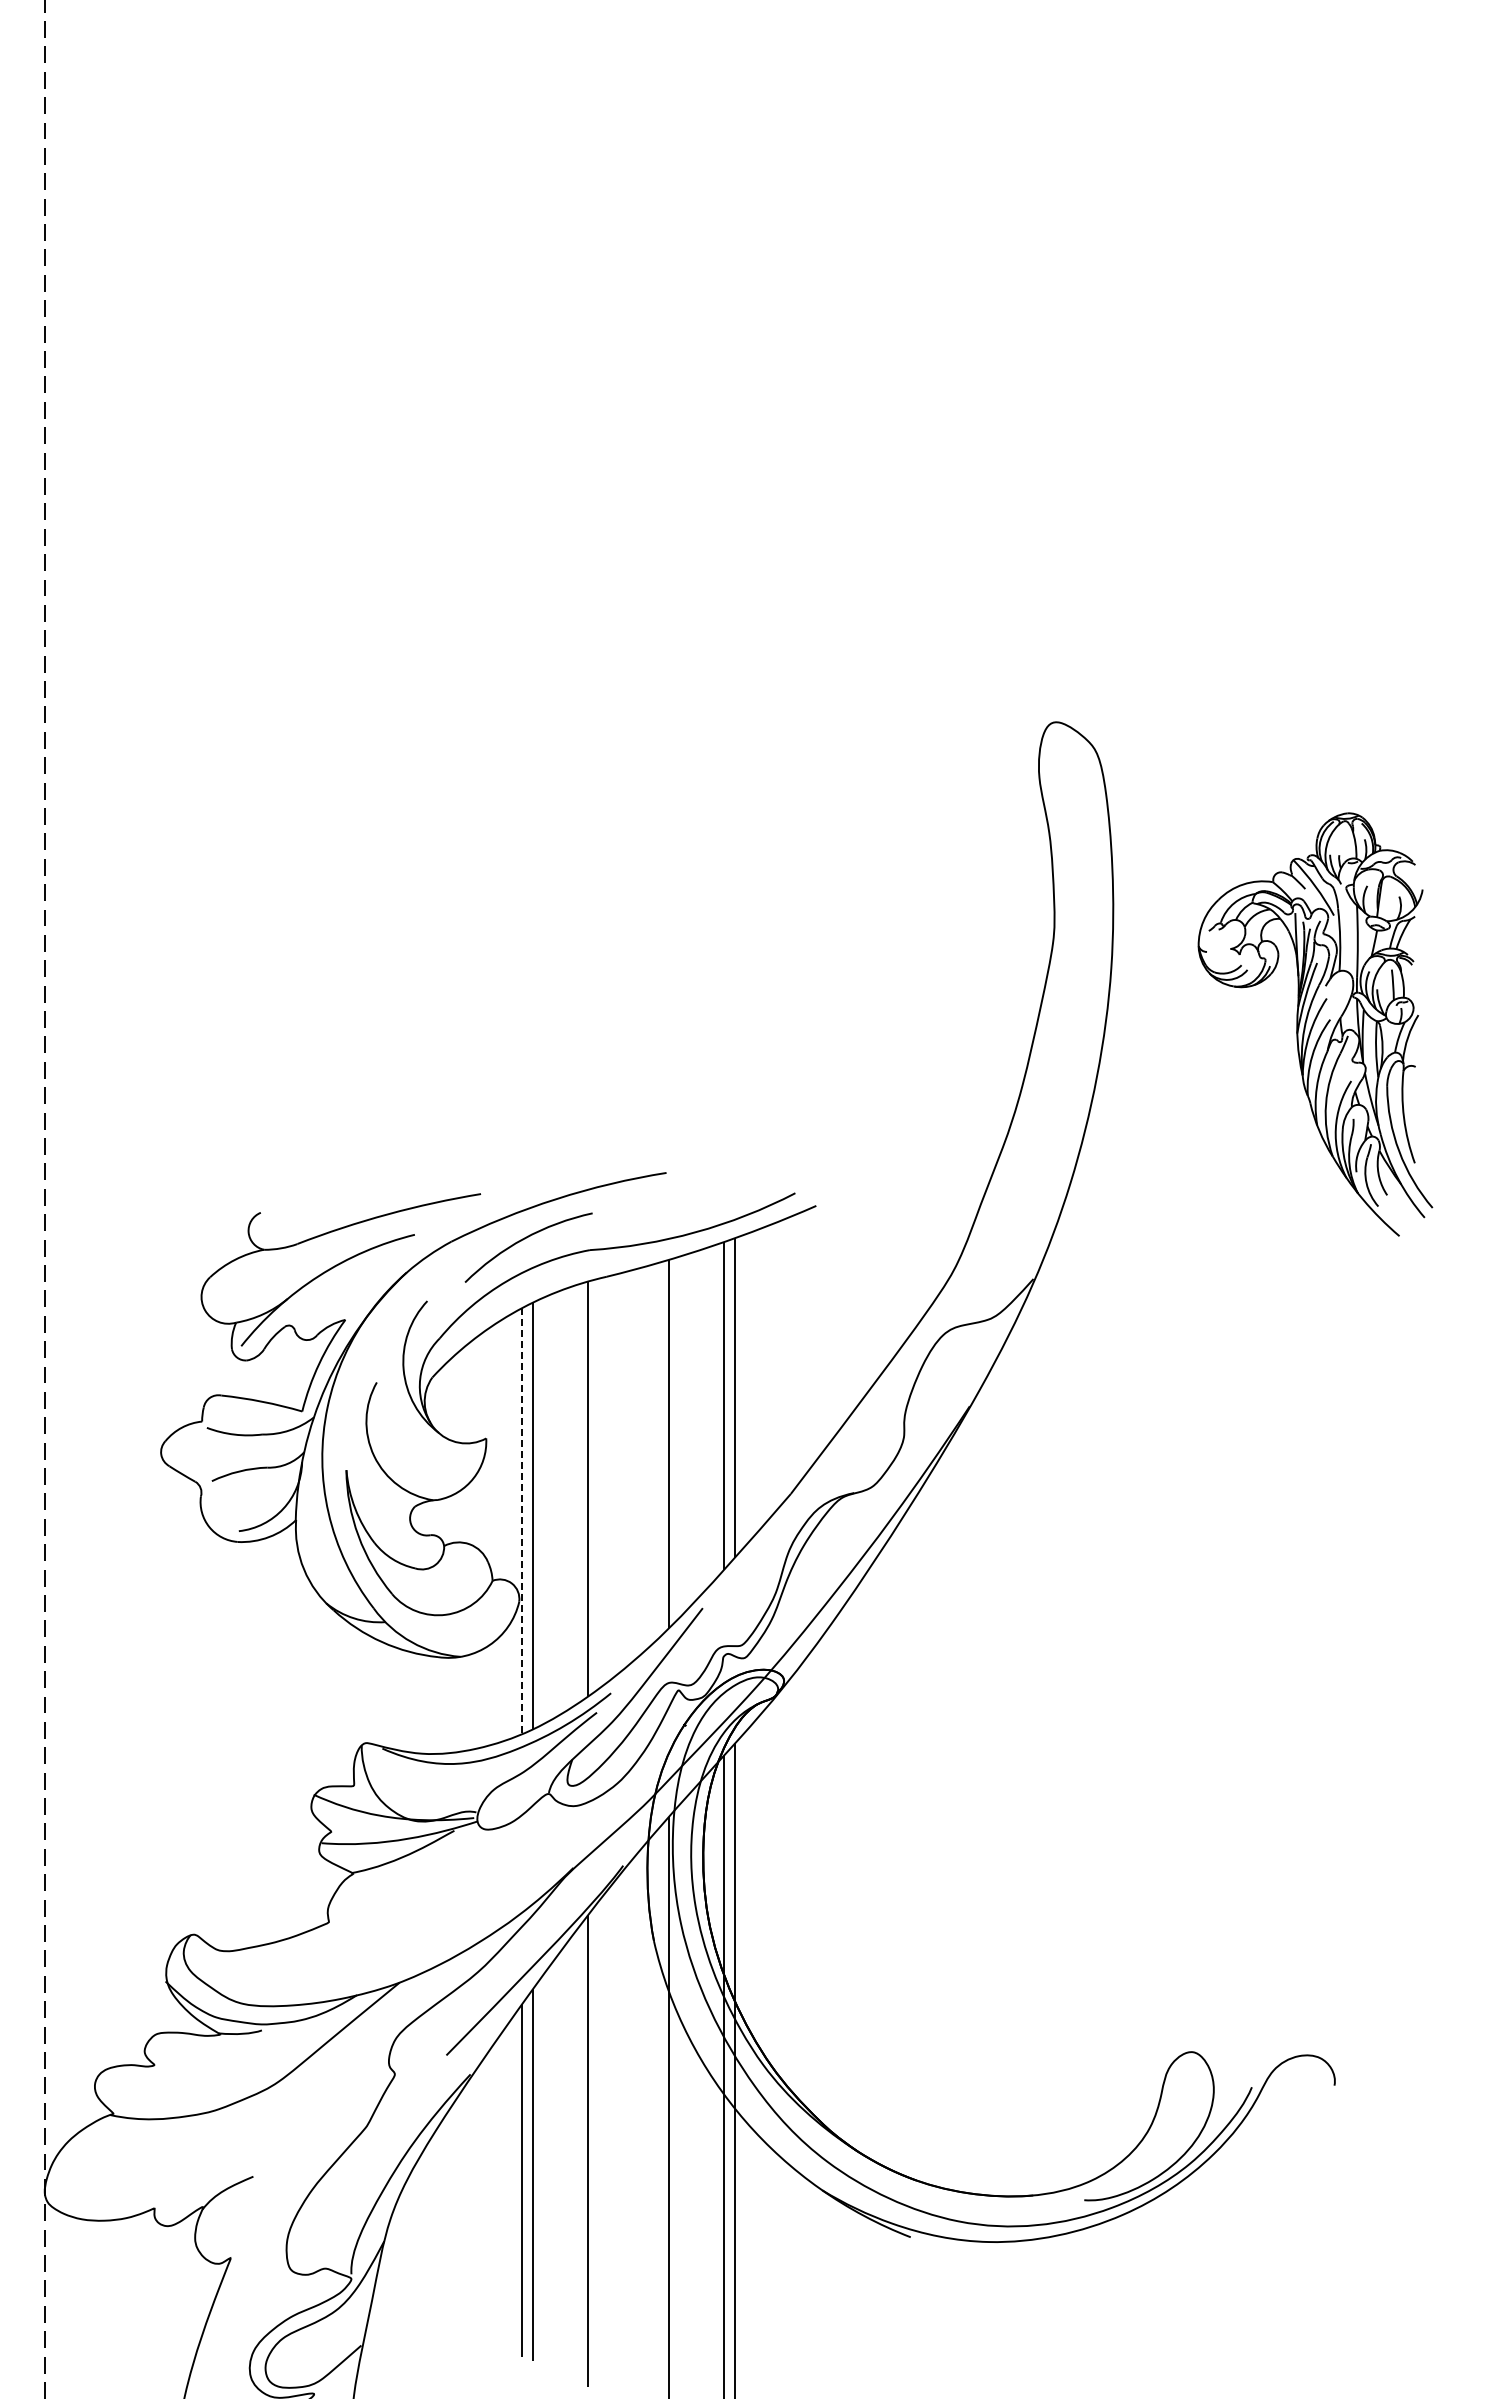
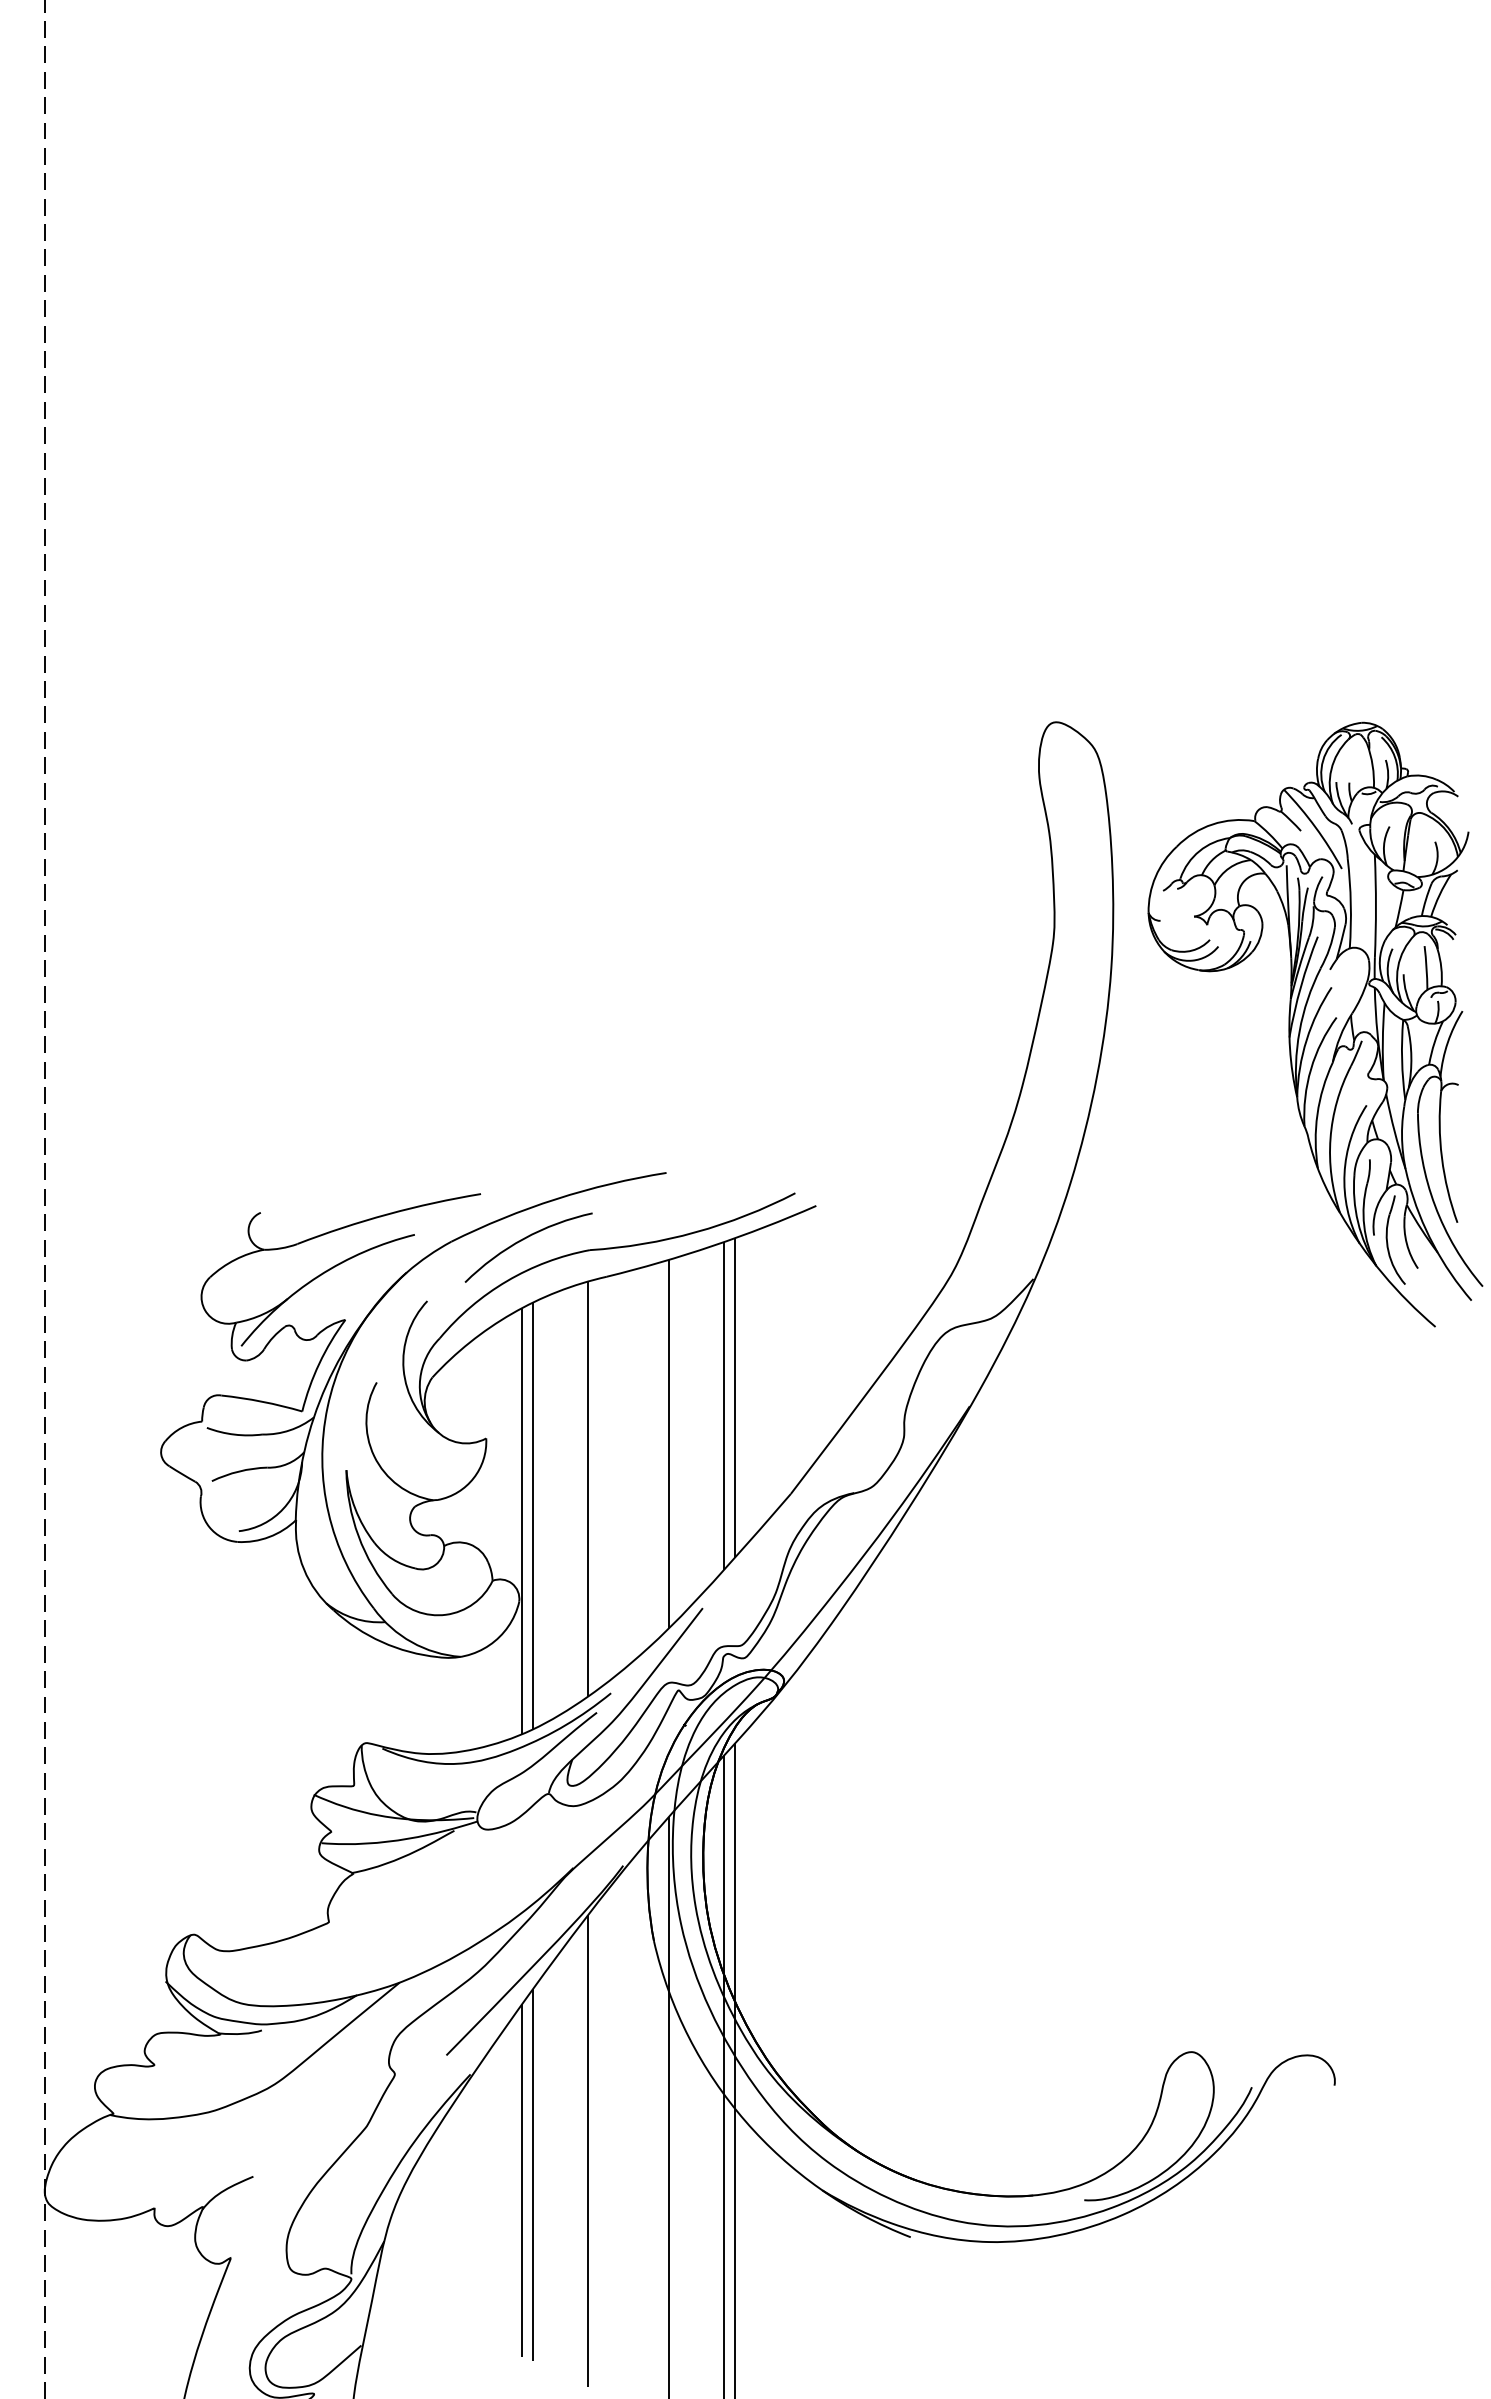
part size: 237x425 px -> 337x607 px (1315, 1024)
line: dashed -> solid (521, 1521)
